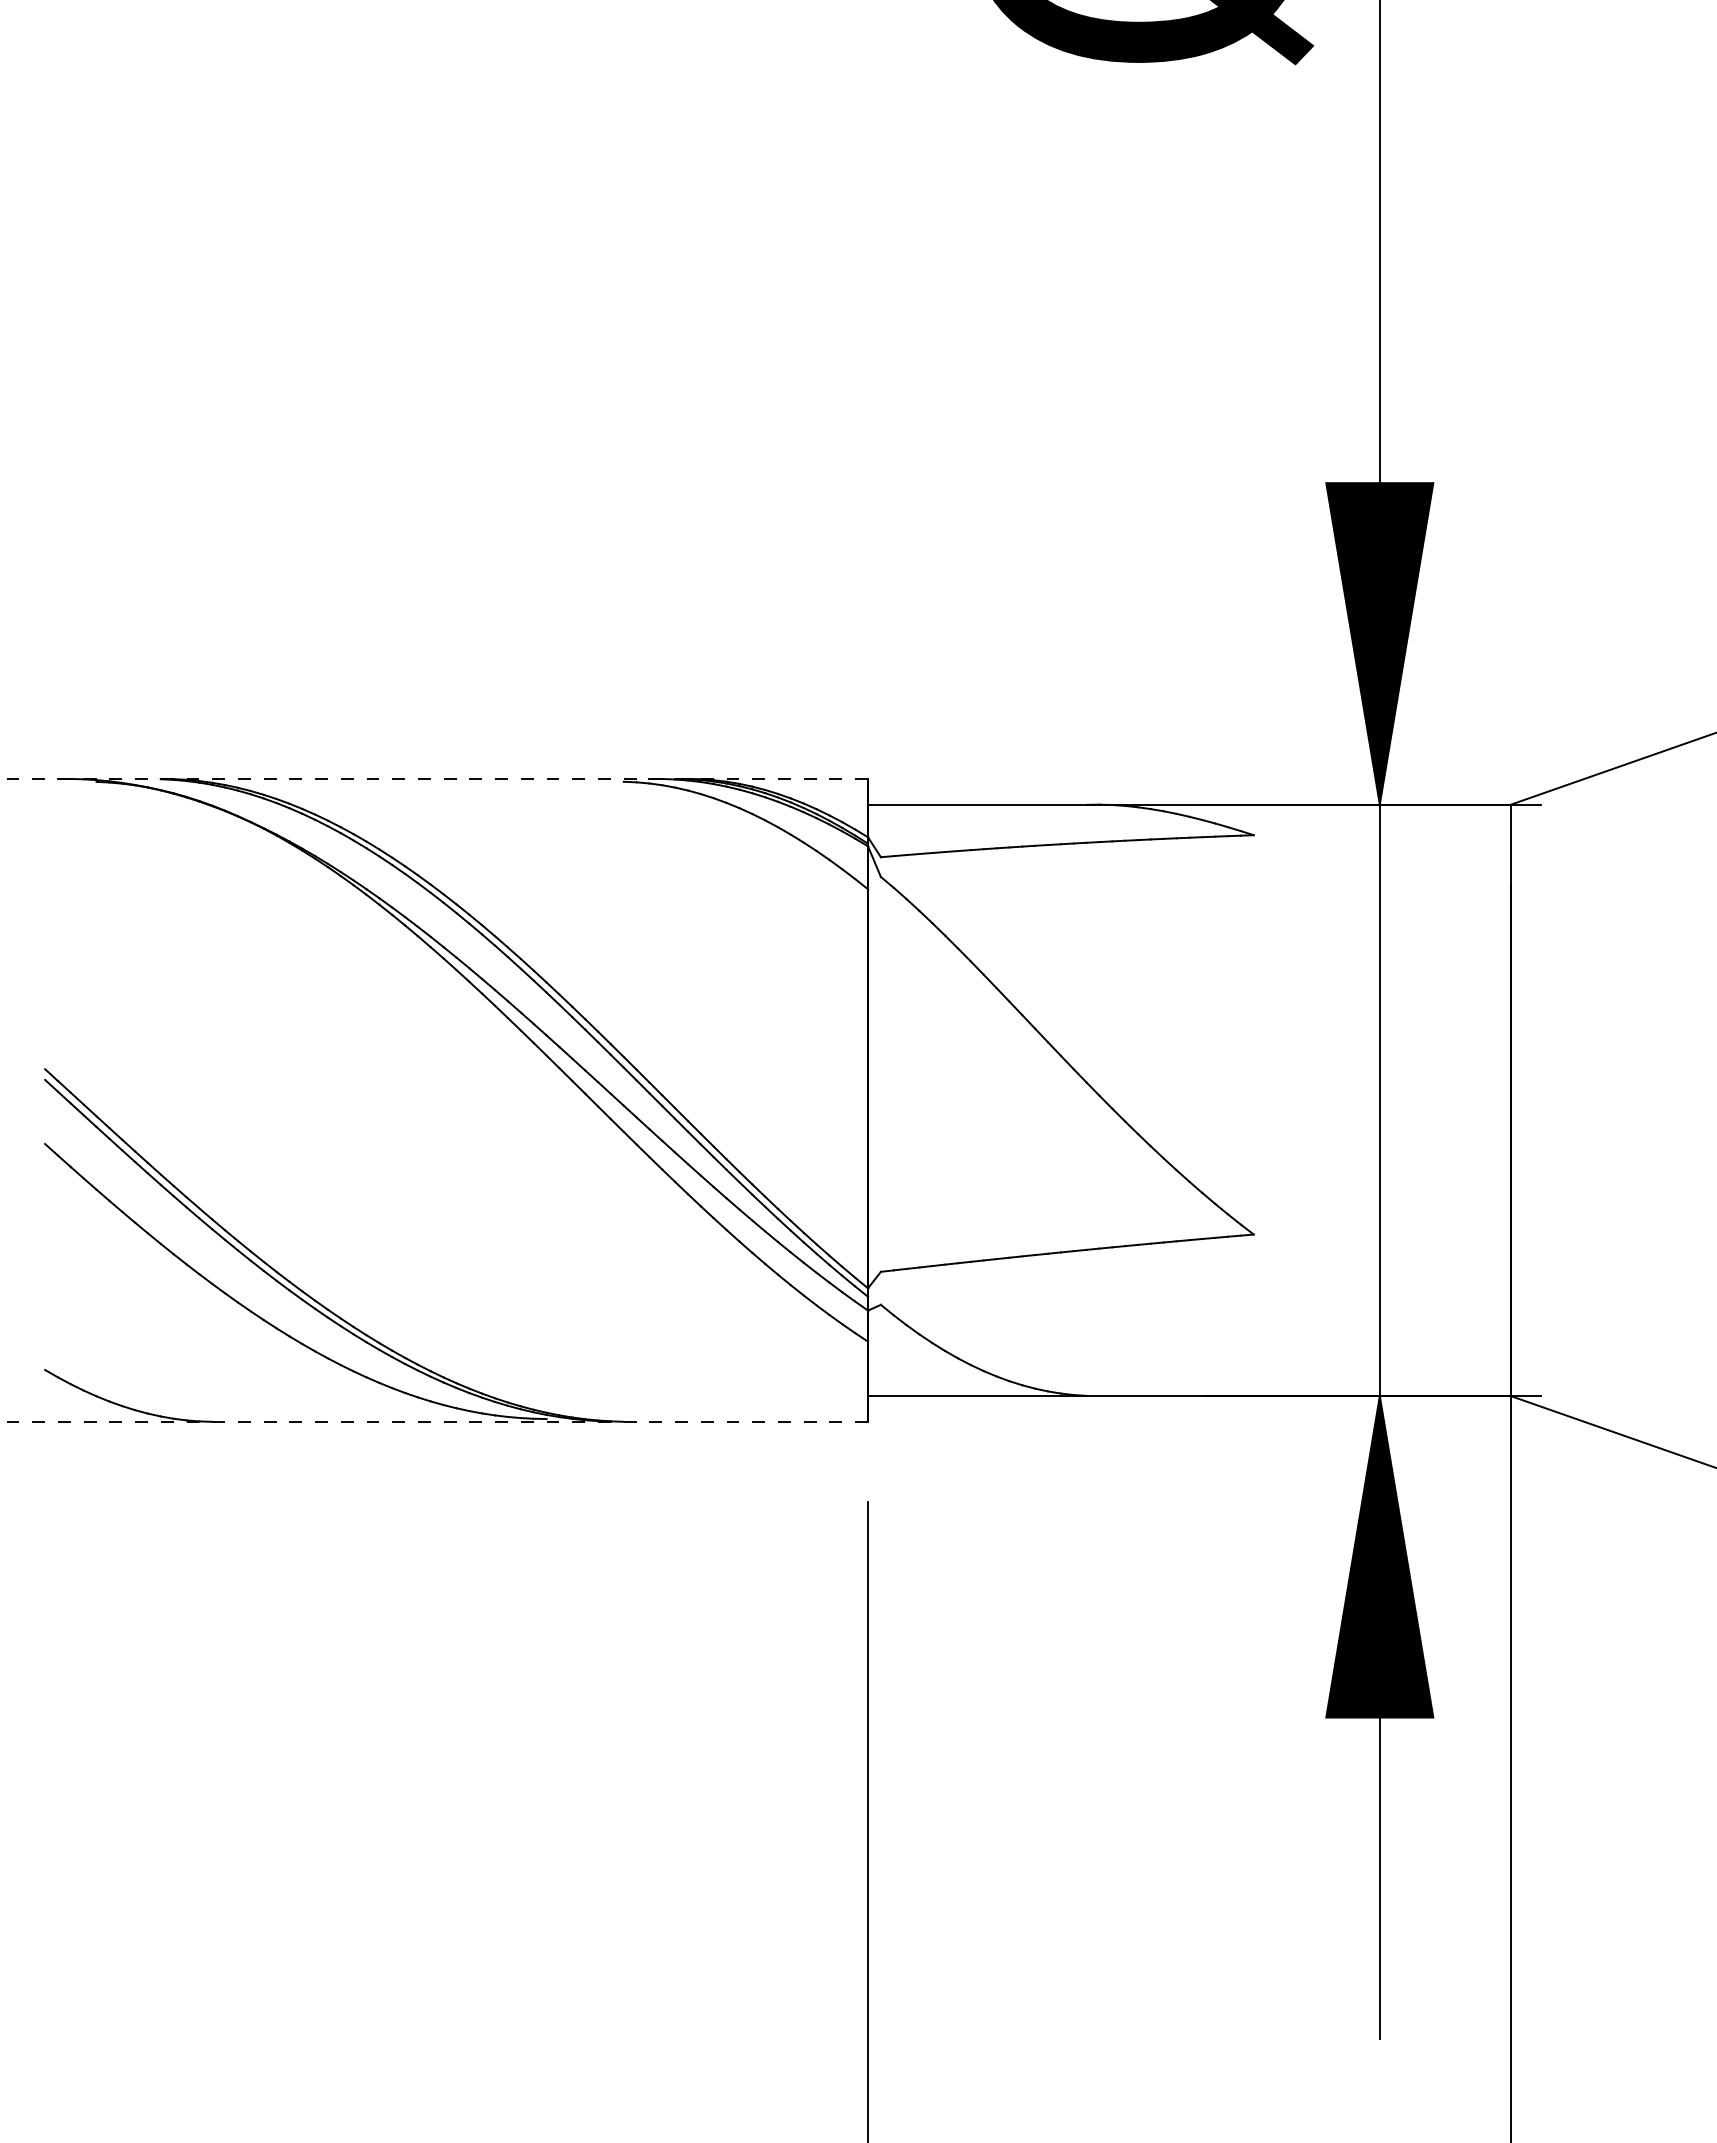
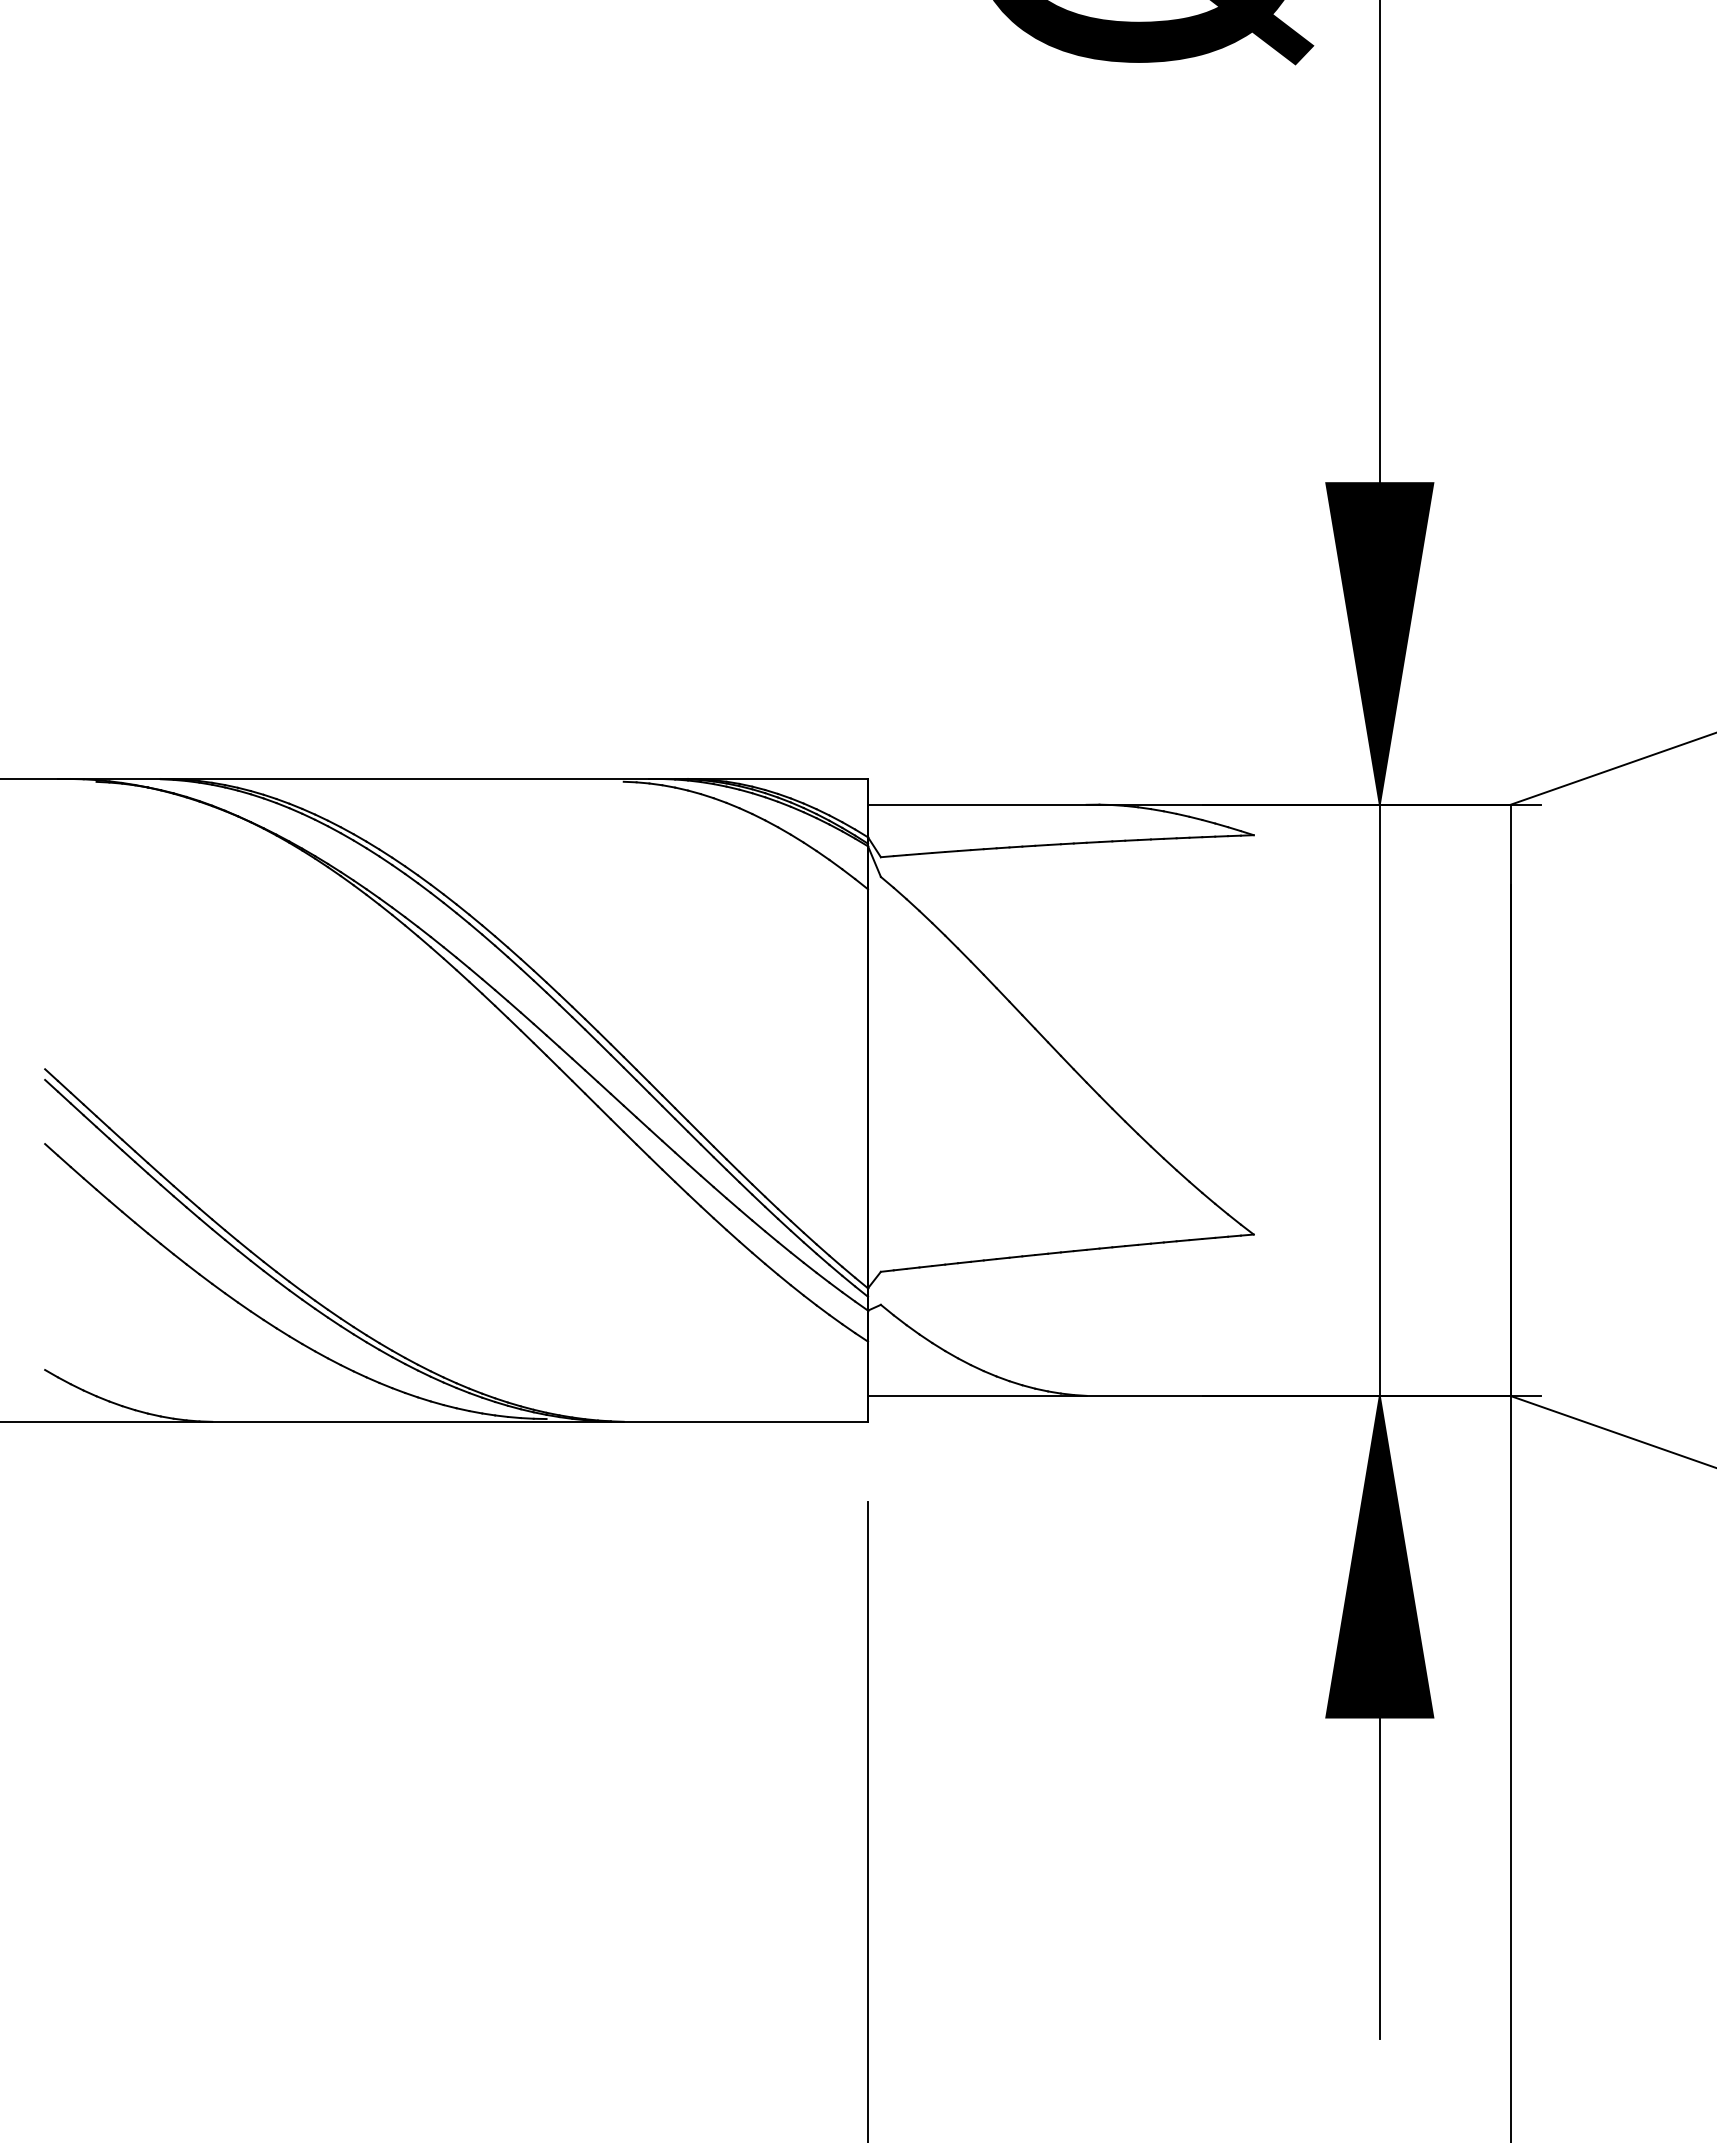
line: dashed -> solid (434, 778)
line: dashed -> solid (434, 1421)
